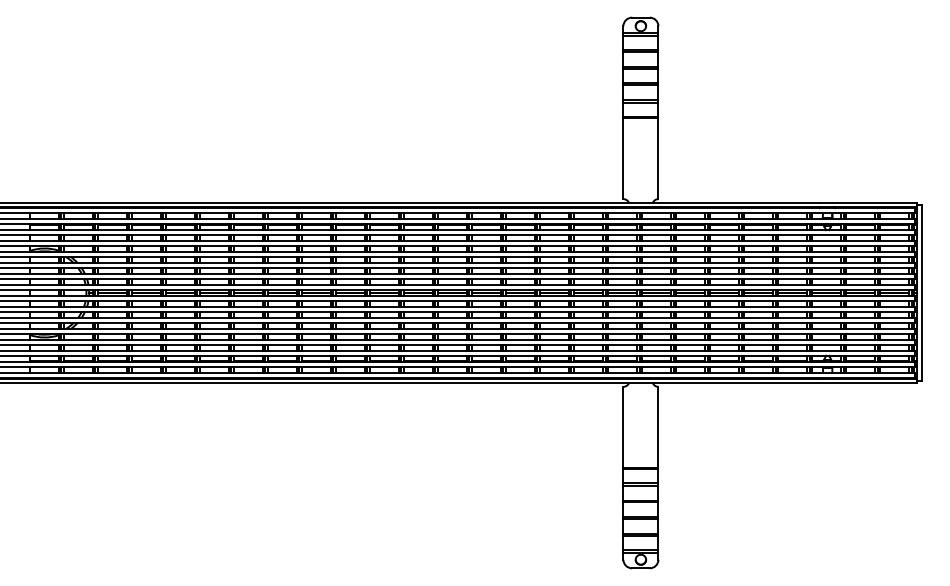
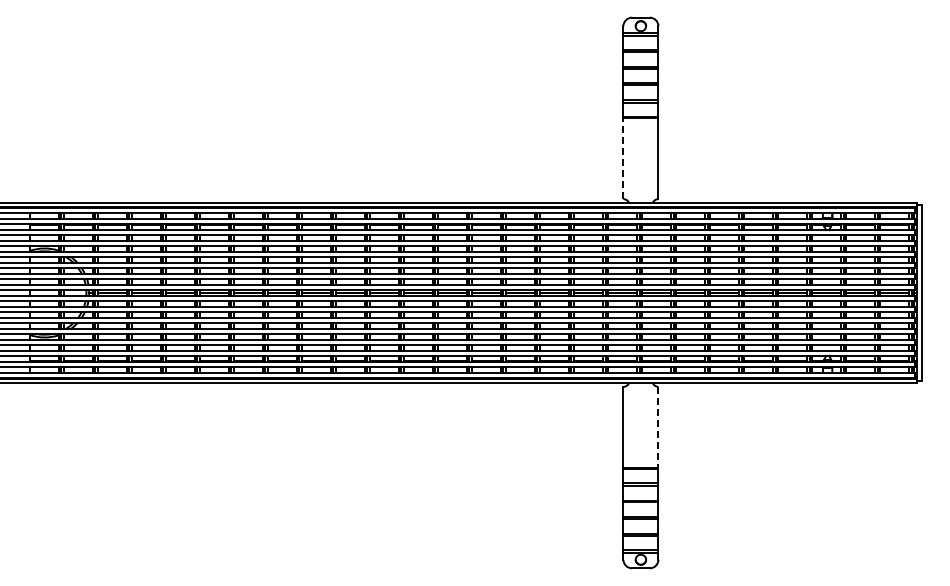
line: solid -> dashed (623, 158)
line: solid -> dashed (658, 427)
